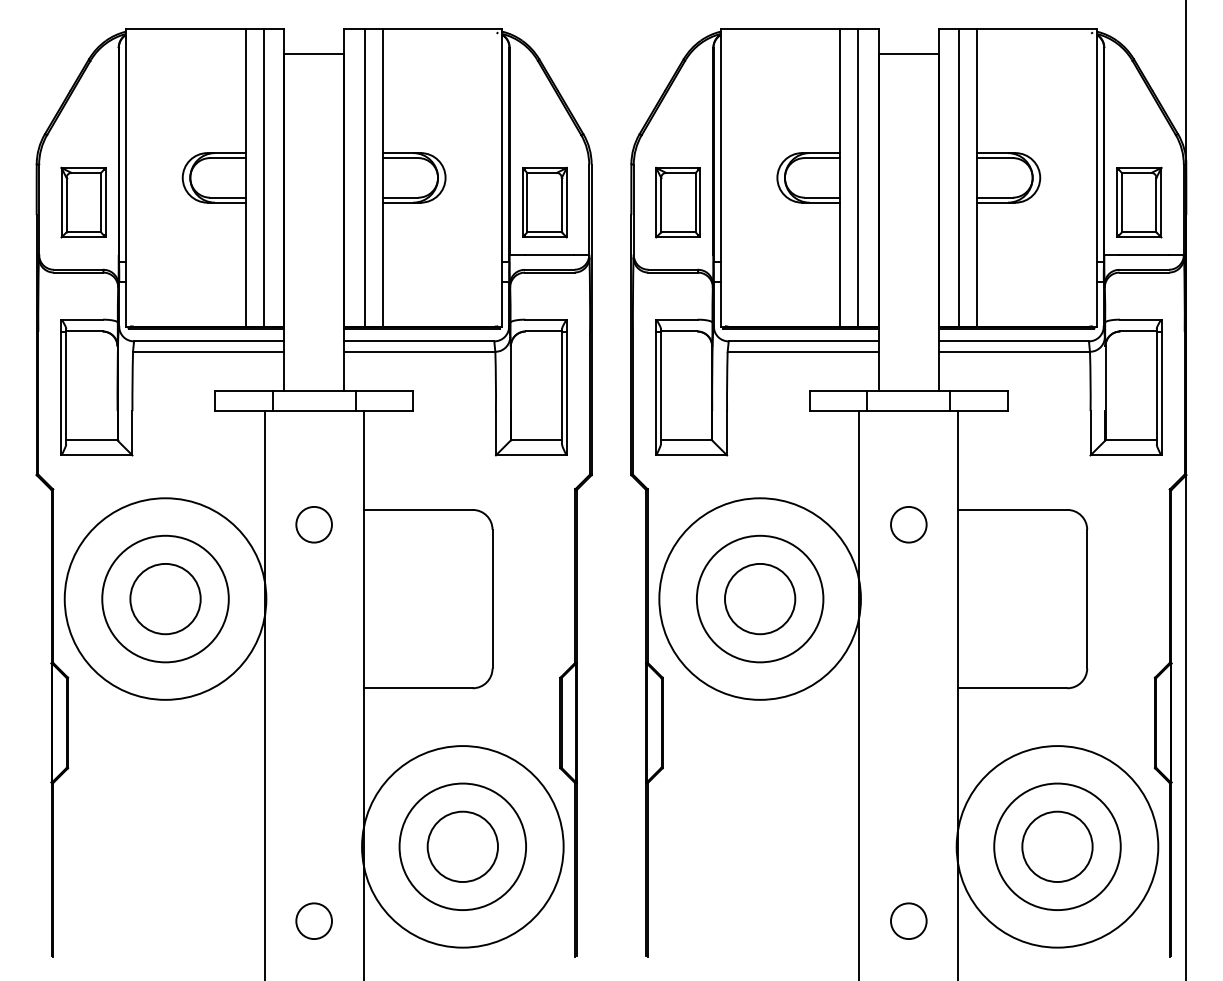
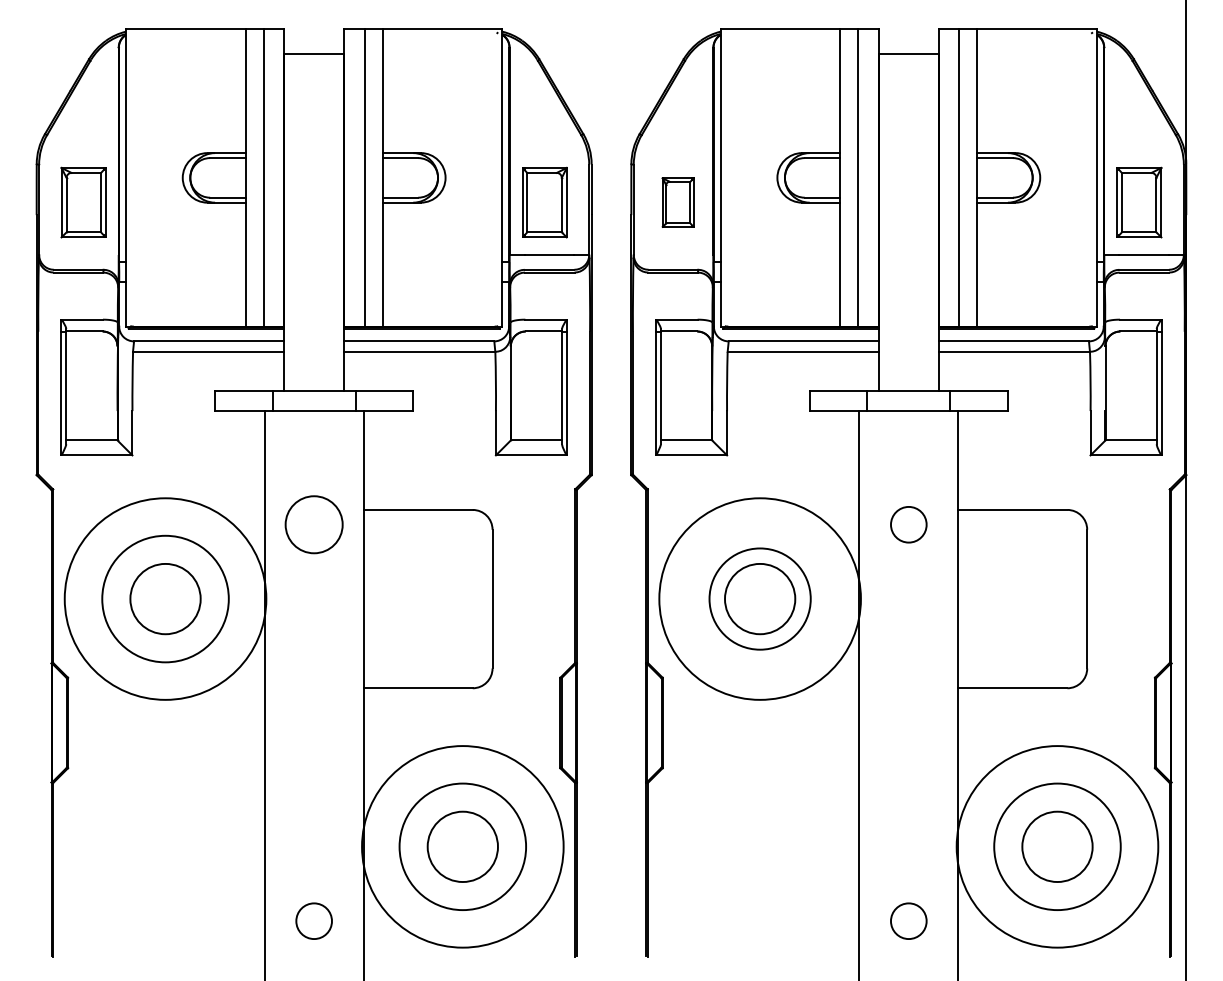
part size: 46x73 px -> 34x51 px (677, 202)
circle diameter: 36 px -> 57 px (313, 524)
circle diameter: 127 px -> 101 px (759, 598)
